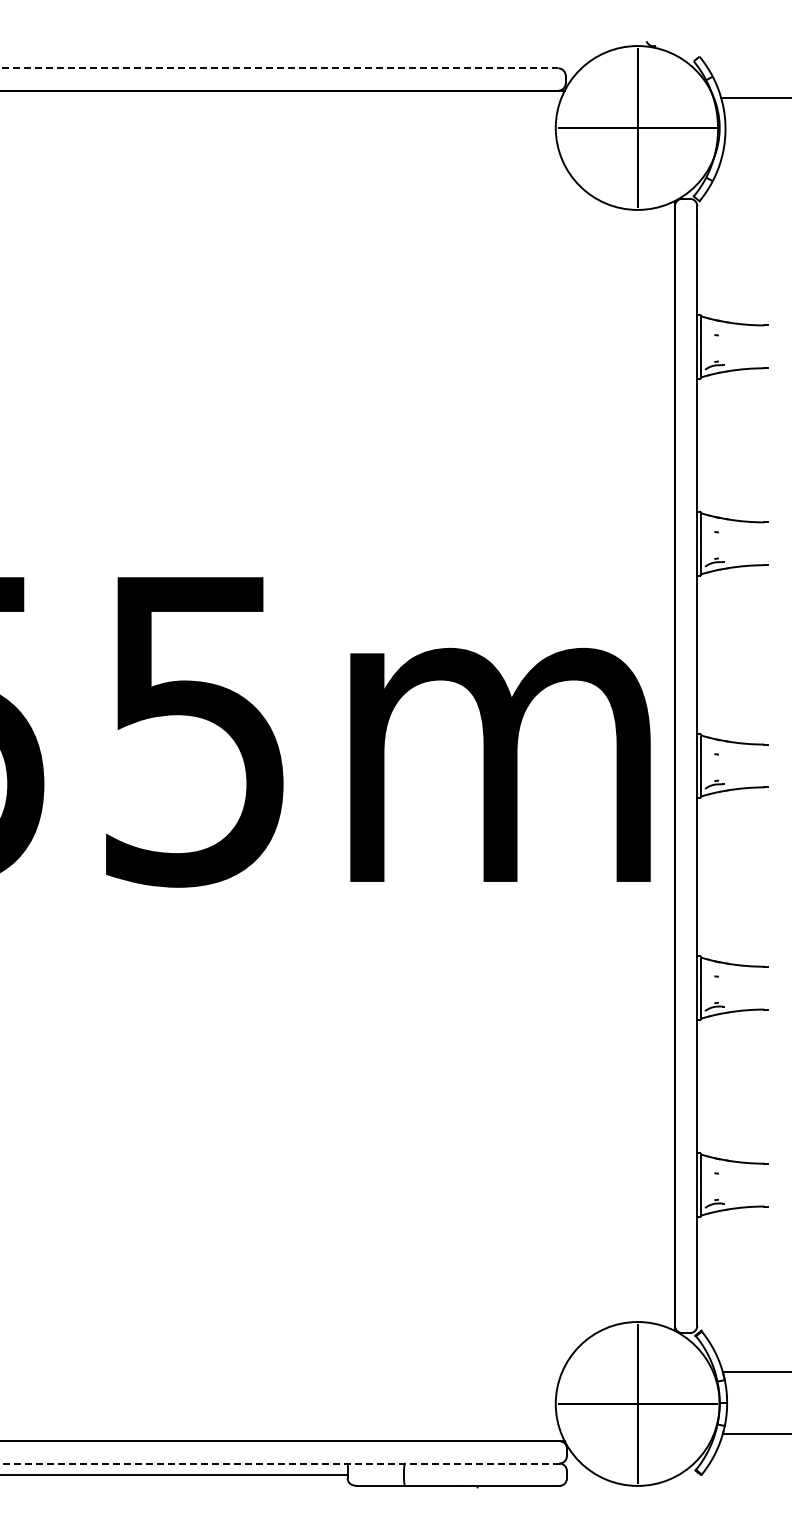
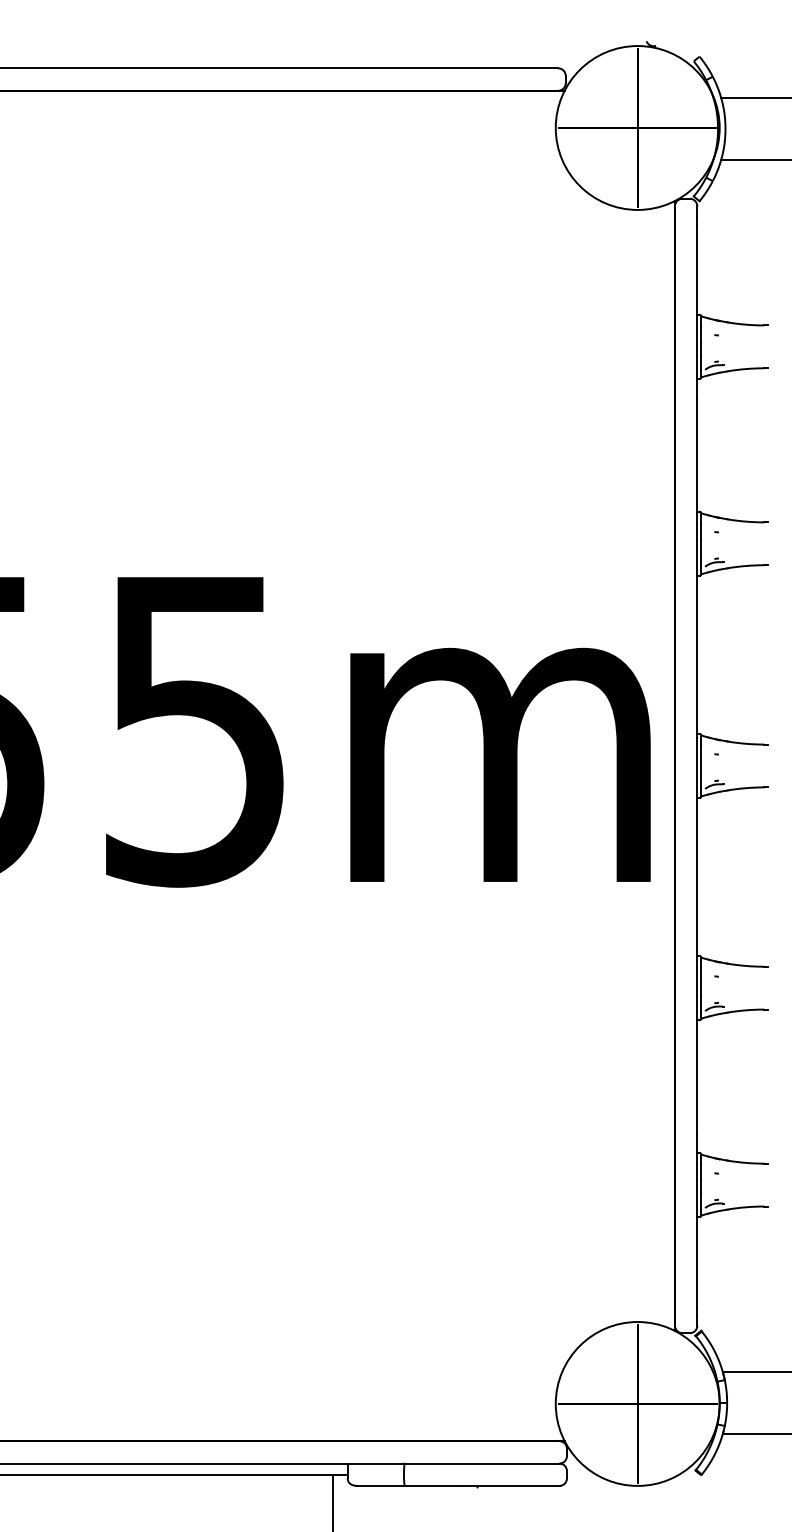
line: dashed -> solid (279, 68)
line: none -> present (754, 160)
line: dashed -> solid (279, 1463)
line: none -> present (332, 1501)
